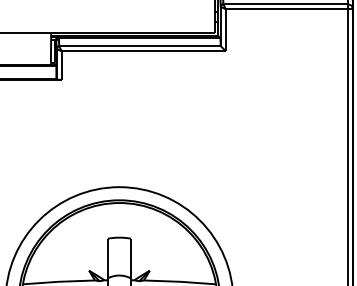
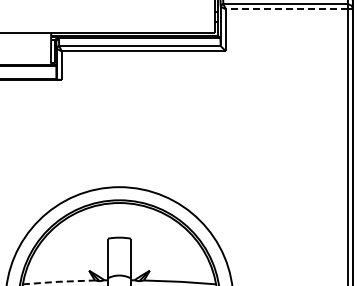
line: solid -> dashed (286, 9)
line: solid -> dashed (58, 281)
